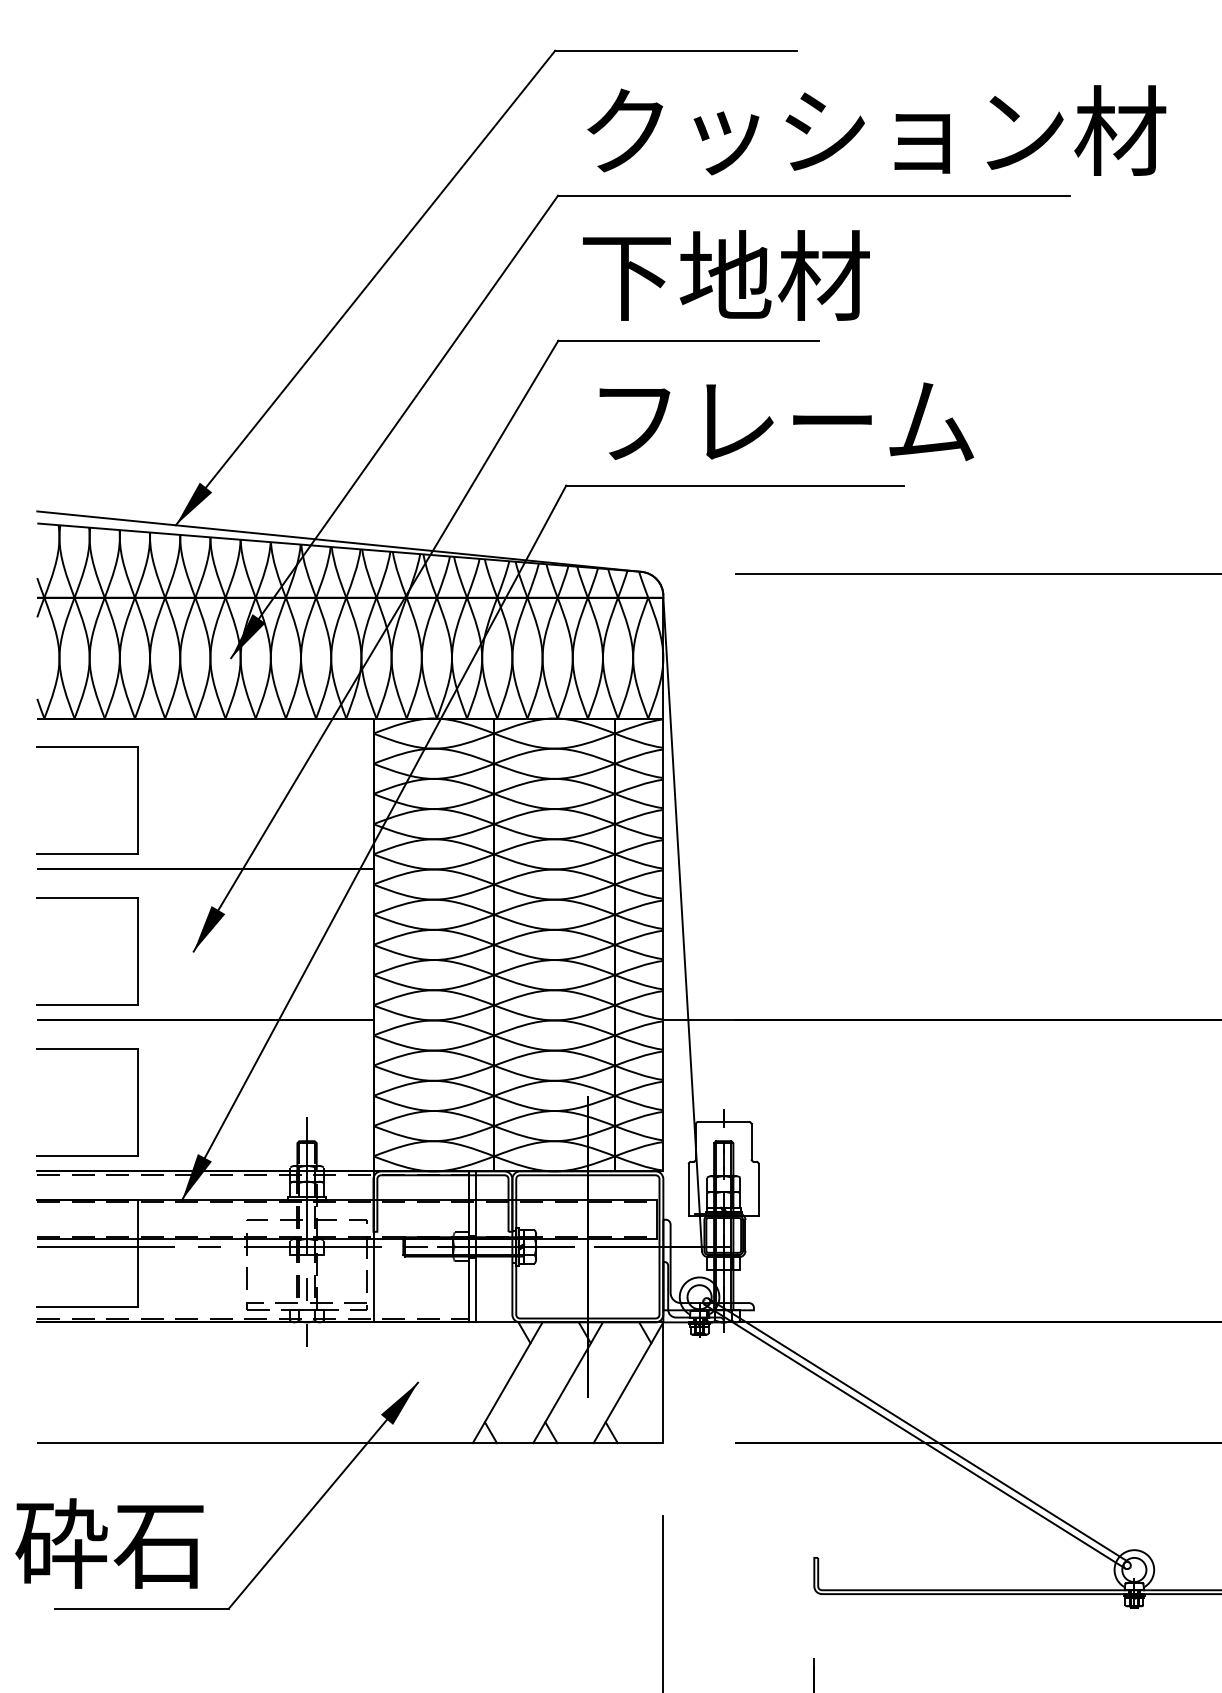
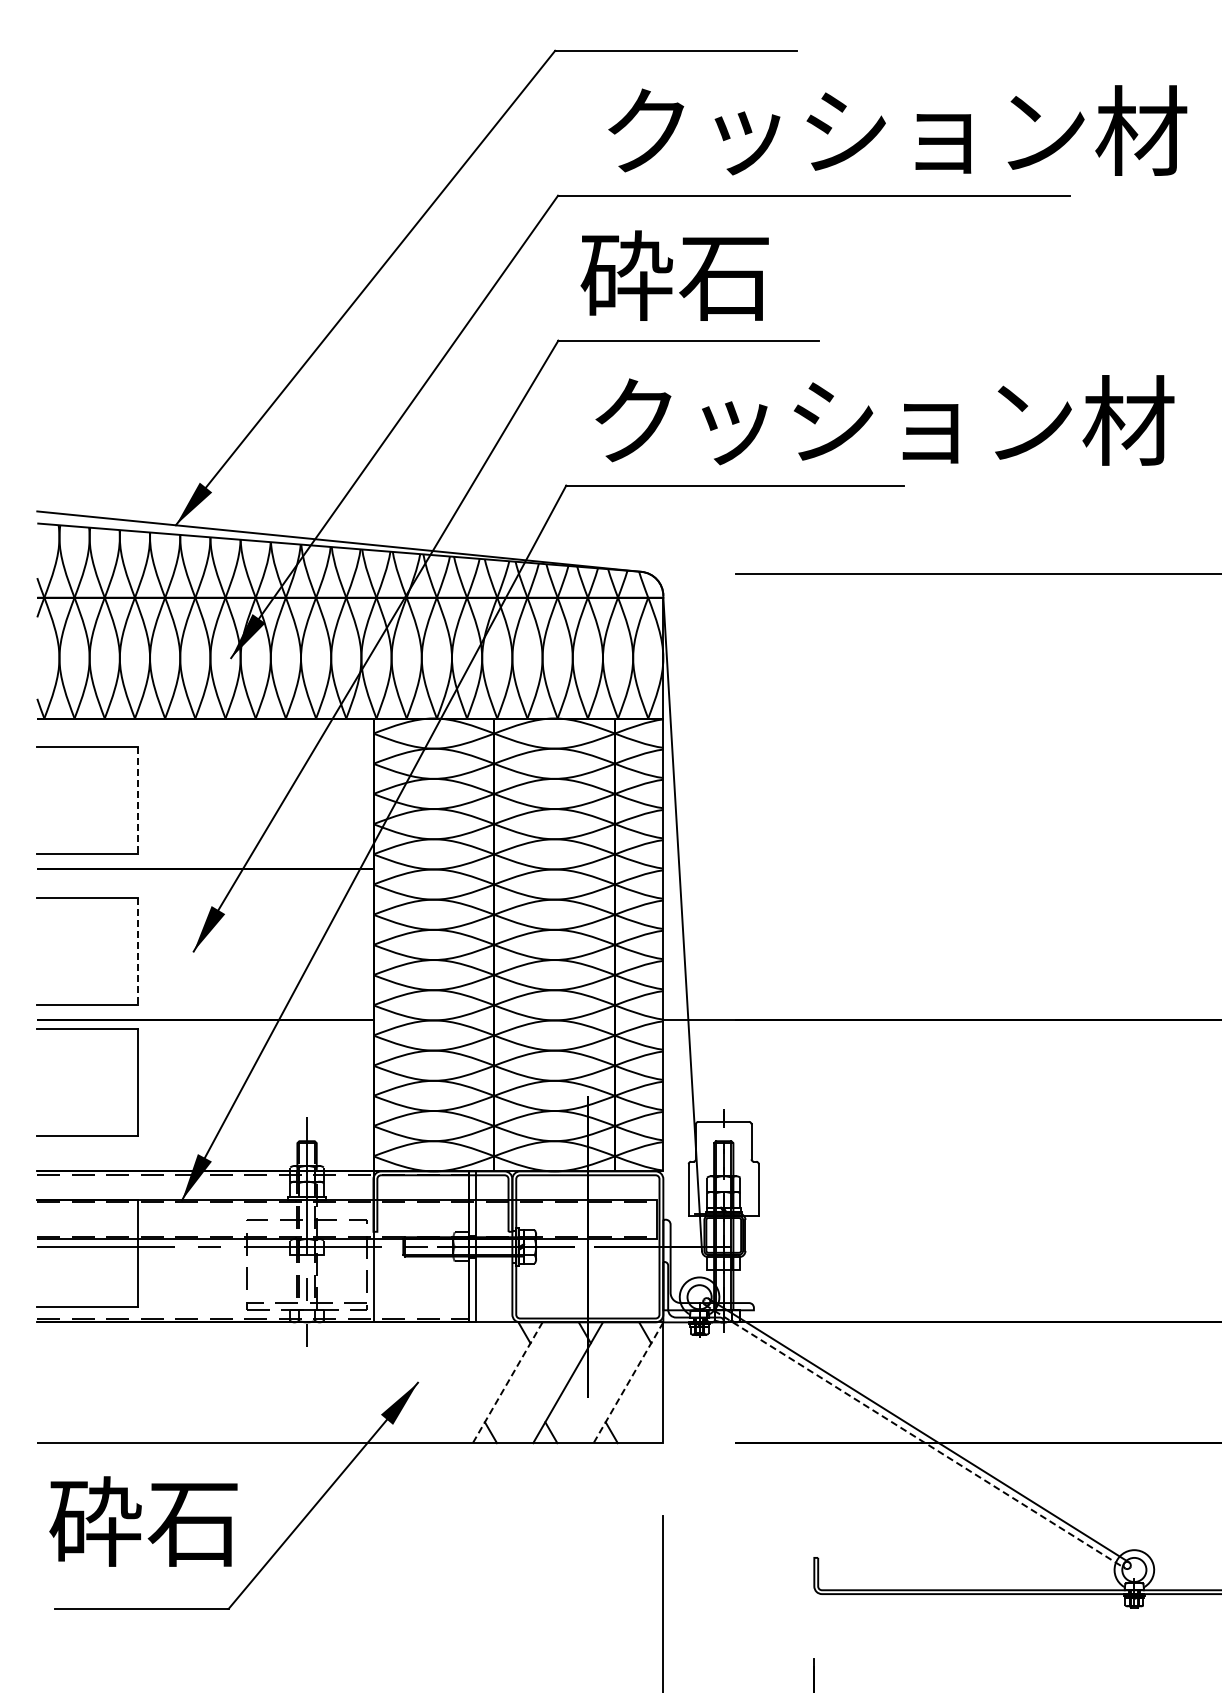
text position: (876, 130) -> (897, 130) (897, 130)
text: 下地材 -> 砕石 (724, 275)
text: フレーム -> クッション材 (884, 420)
line: solid -> dashed (137, 801)
line: solid -> dashed (137, 952)
part position: (137, 1102) -> (137, 1082) (137, 1082)
line: solid -> dashed (507, 1382)
line: solid -> dashed (628, 1382)
line: solid -> dashed (915, 1436)
text position: (109, 1543) -> (143, 1521) (143, 1521)
